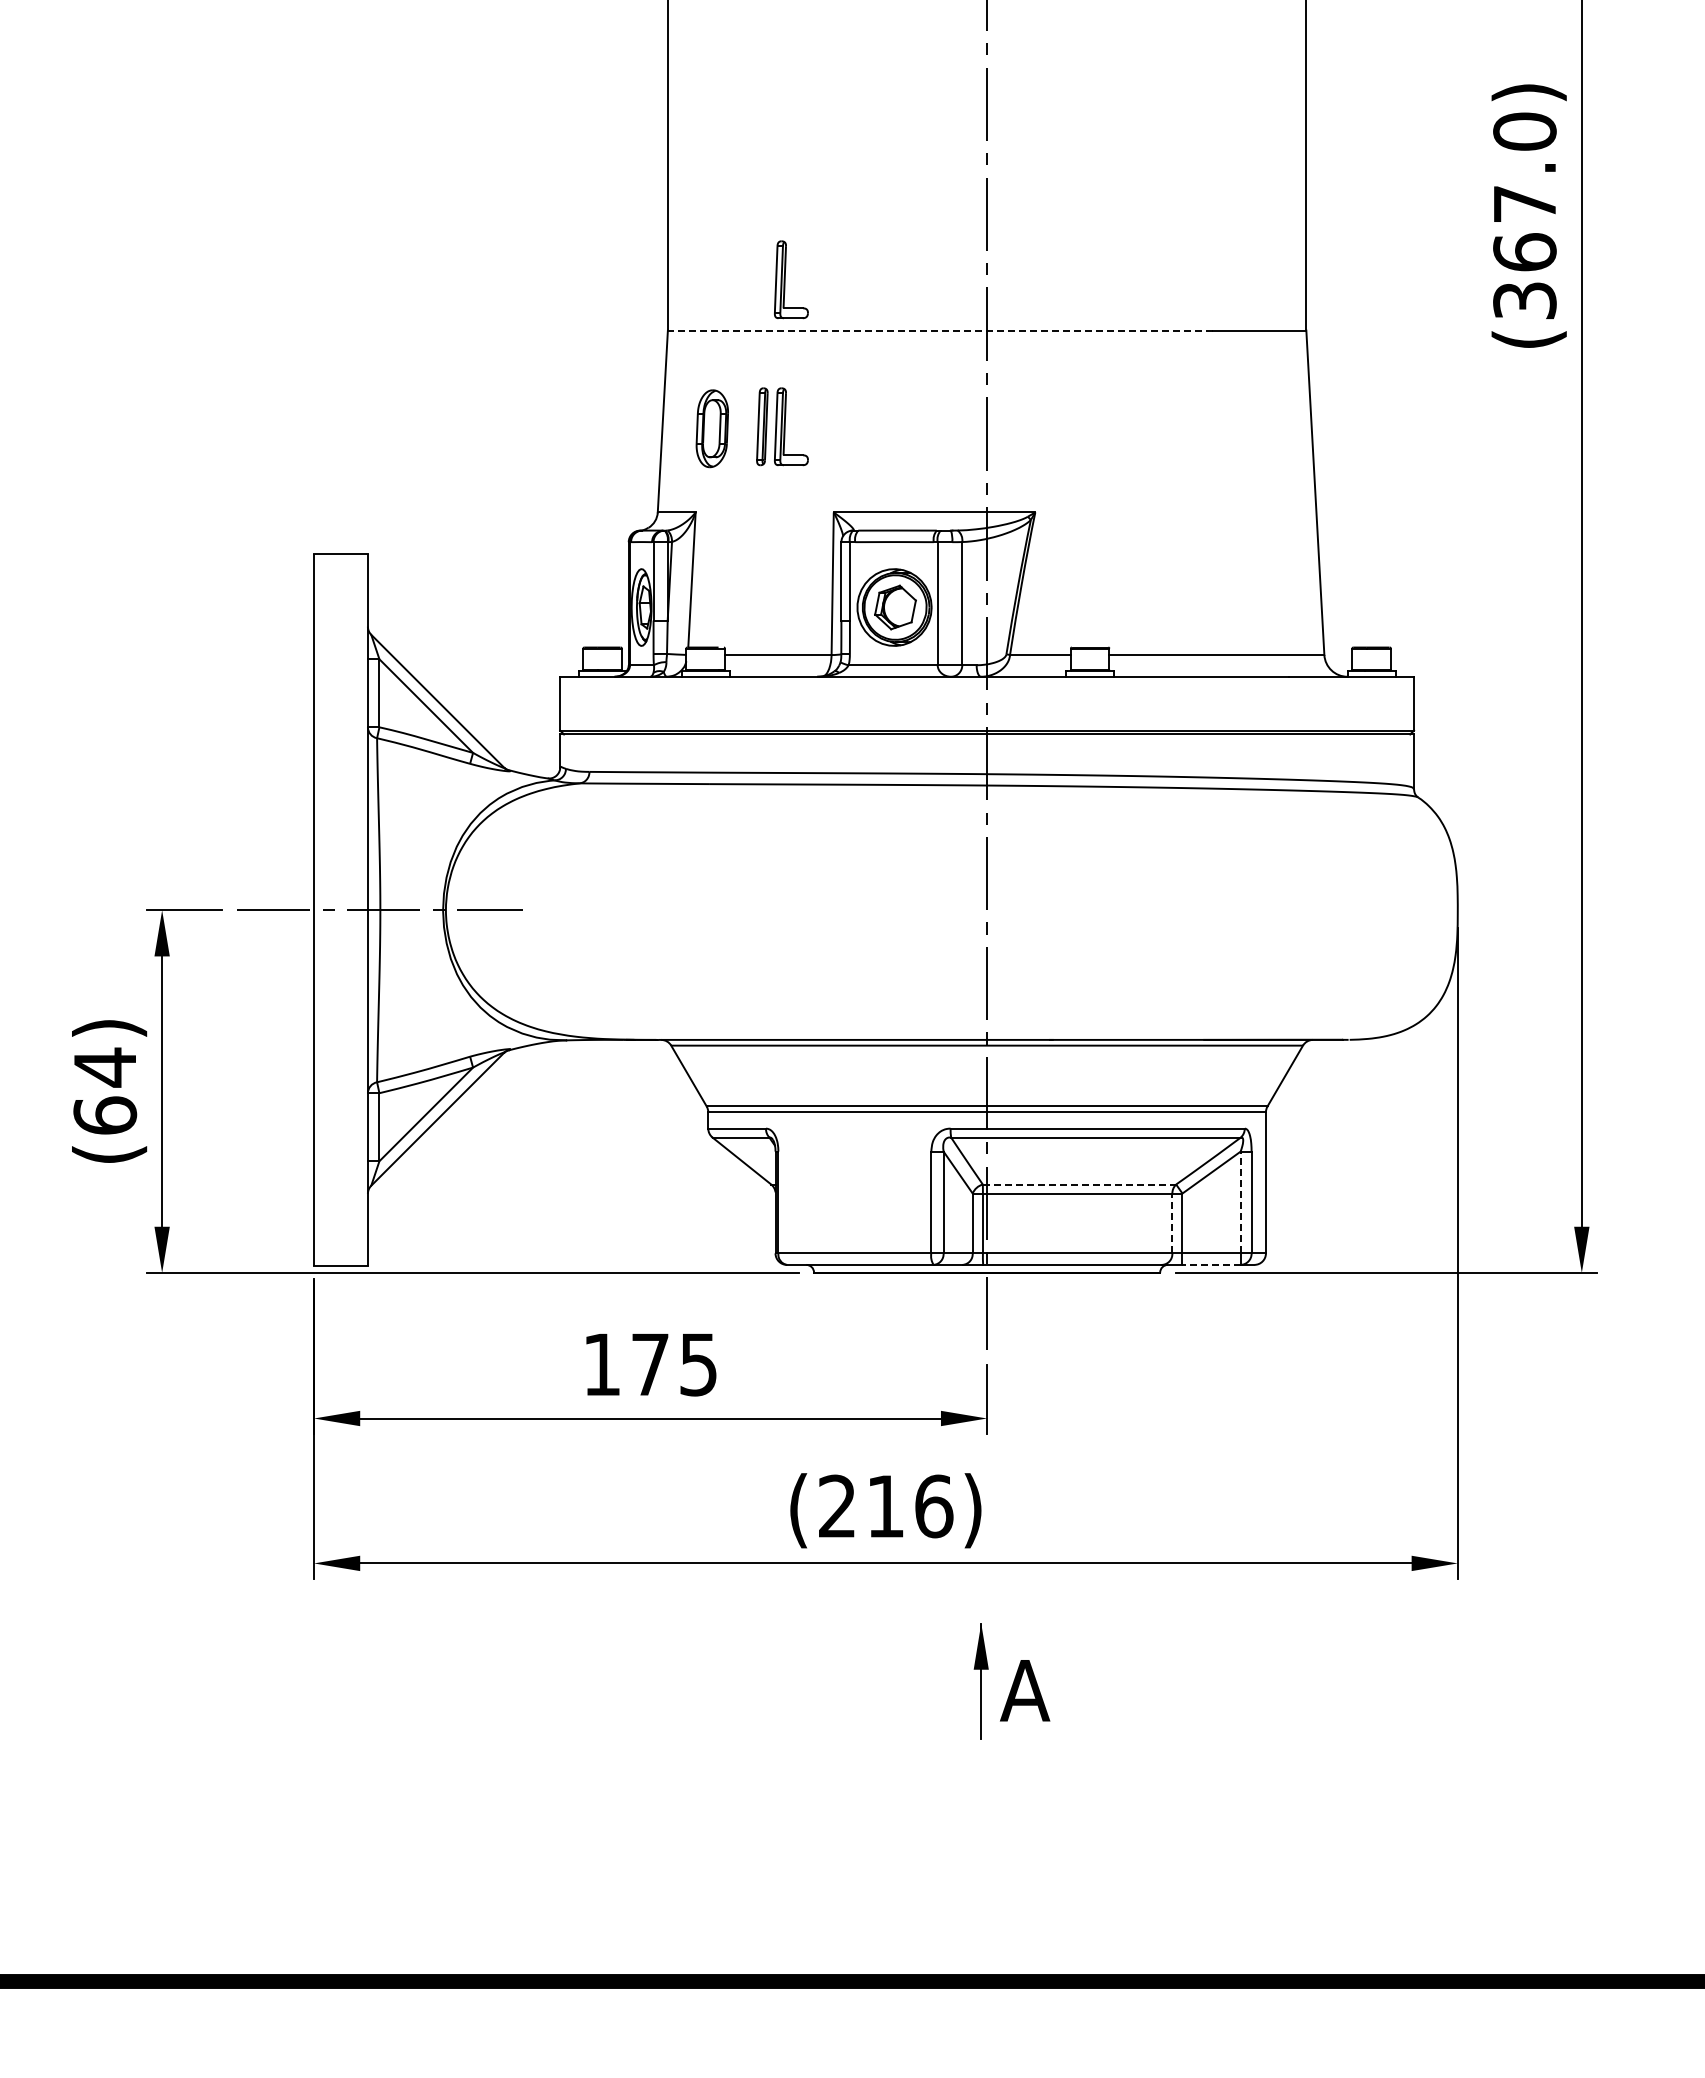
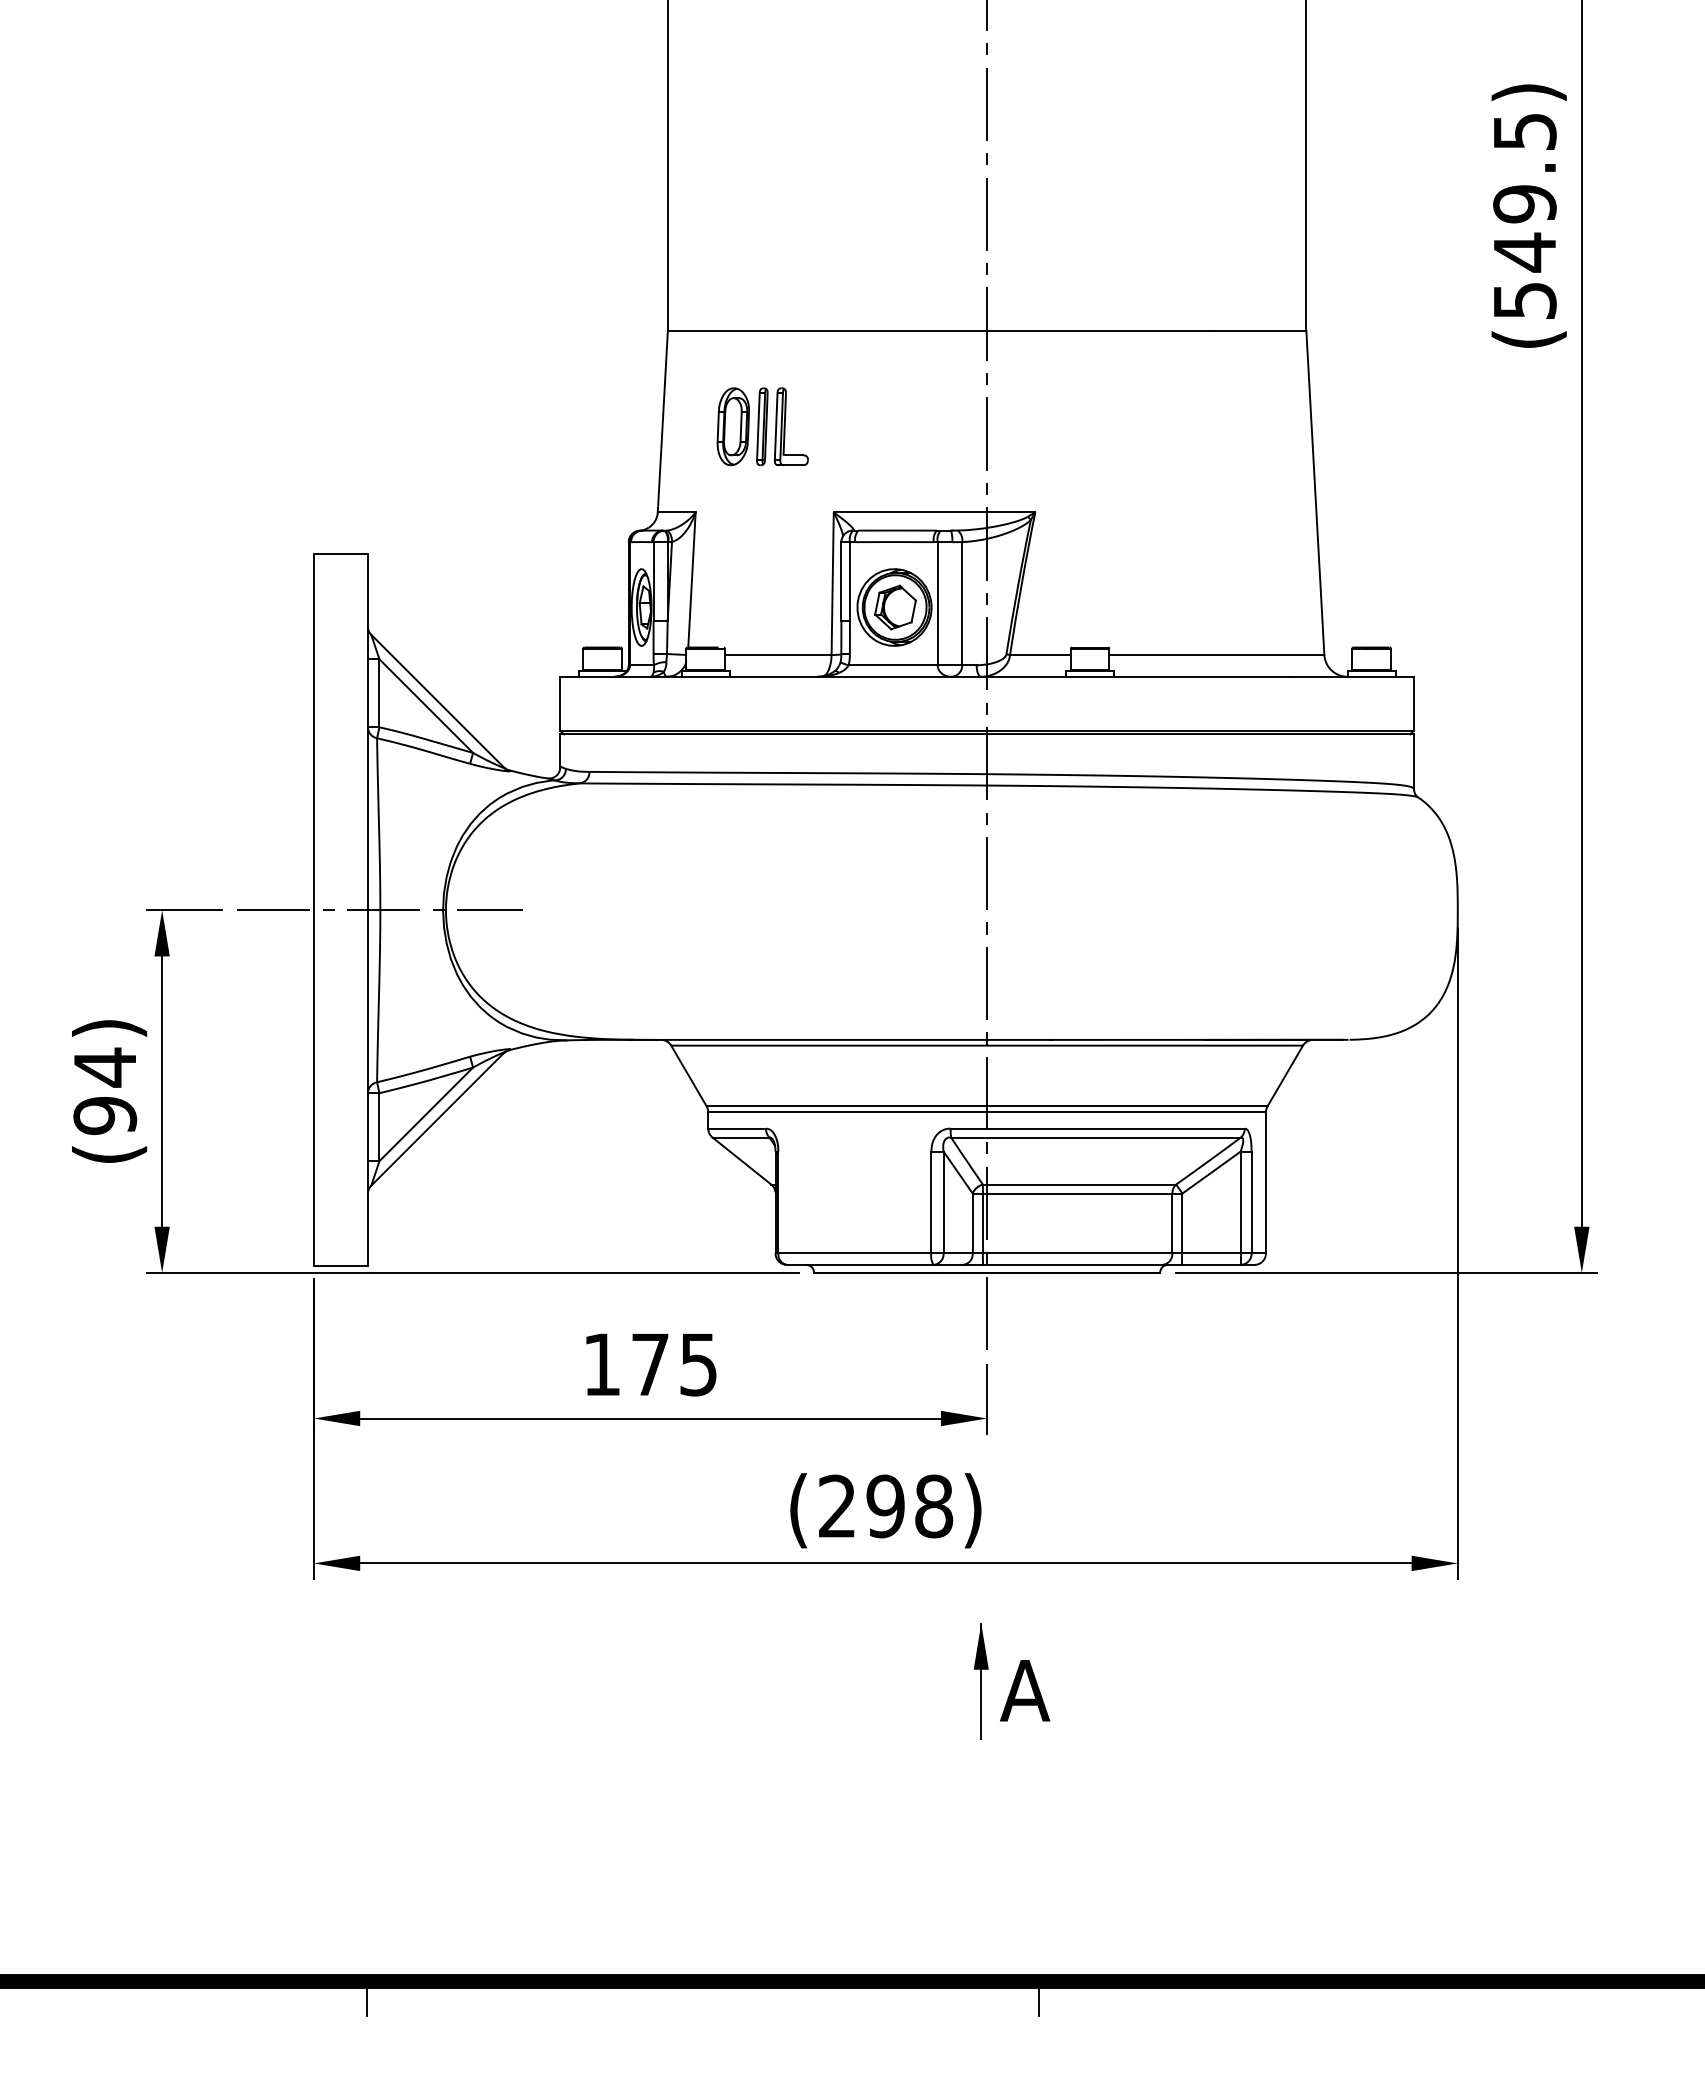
text: (367.0) -> (549.5) (1524, 215)
part: present -> none (791, 279)
line: dashed -> solid (939, 330)
part position: (711, 428) -> (732, 426) (732, 426)
text: (64) -> (94) (105, 1115)
line: dashed -> solid (1079, 1184)
line: dashed -> solid (1240, 1202)
line: dashed -> solid (1172, 1223)
line: dashed -> solid (1211, 1264)
text: (216) -> (298) (909, 1506)
line: none -> present (367, 2001)
line: none -> present (1039, 2001)
